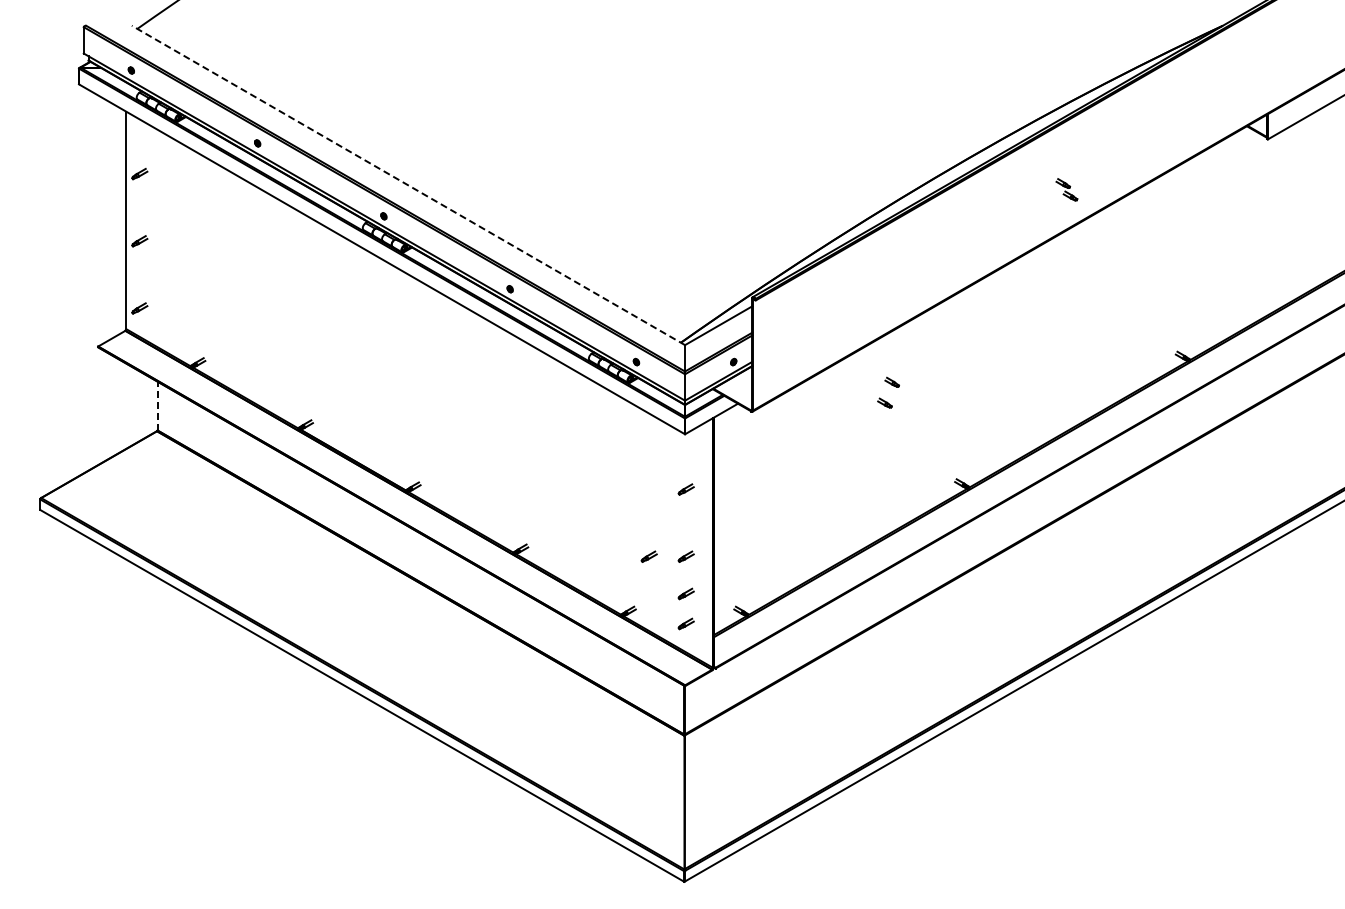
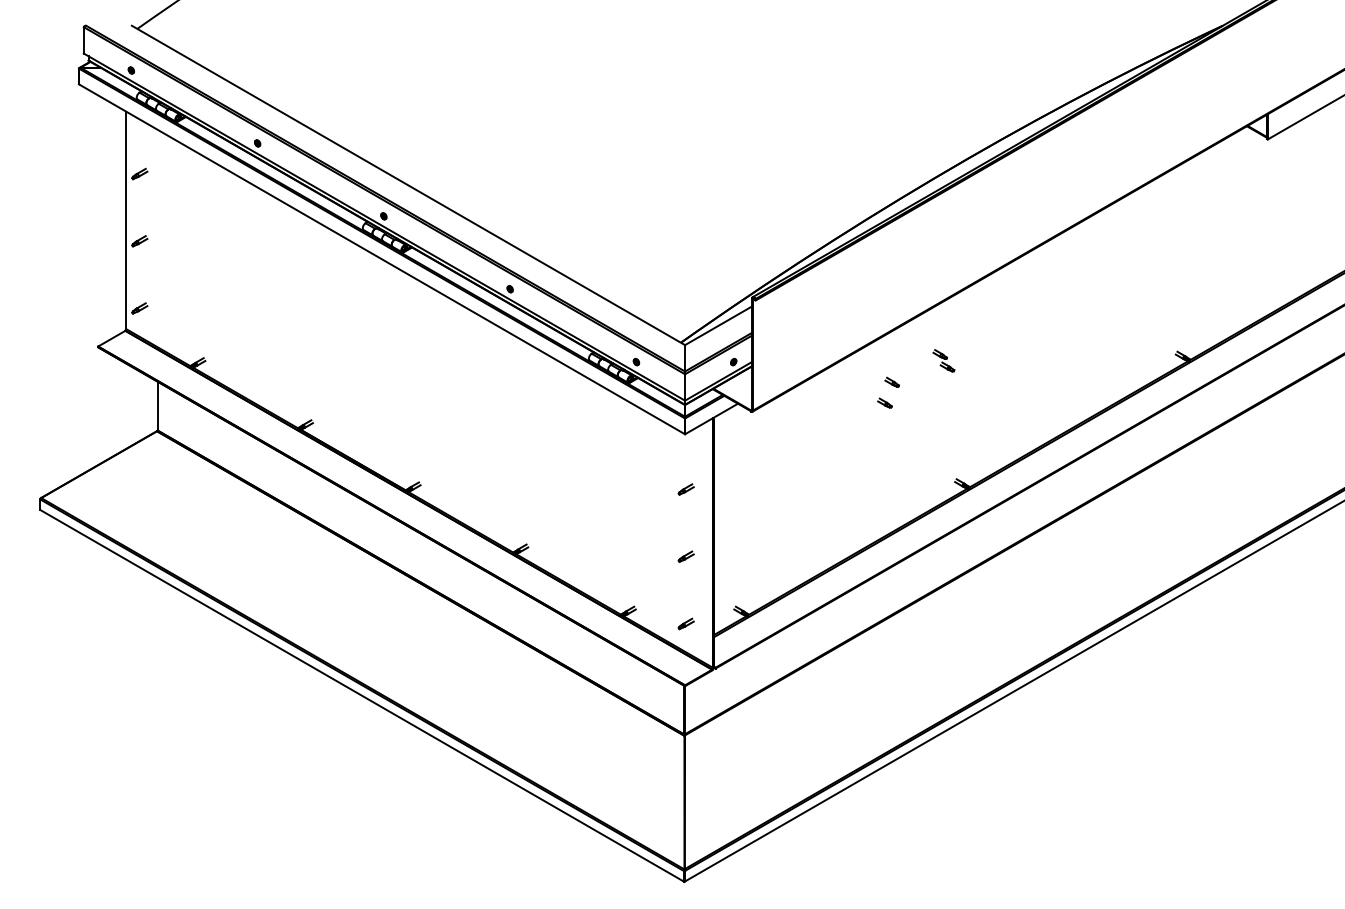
line: dashed -> solid (408, 185)
part position: (1066, 189) -> (943, 360) (943, 360)
line: dashed -> solid (157, 405)
part: present -> none (648, 556)
part: present -> none (685, 593)
